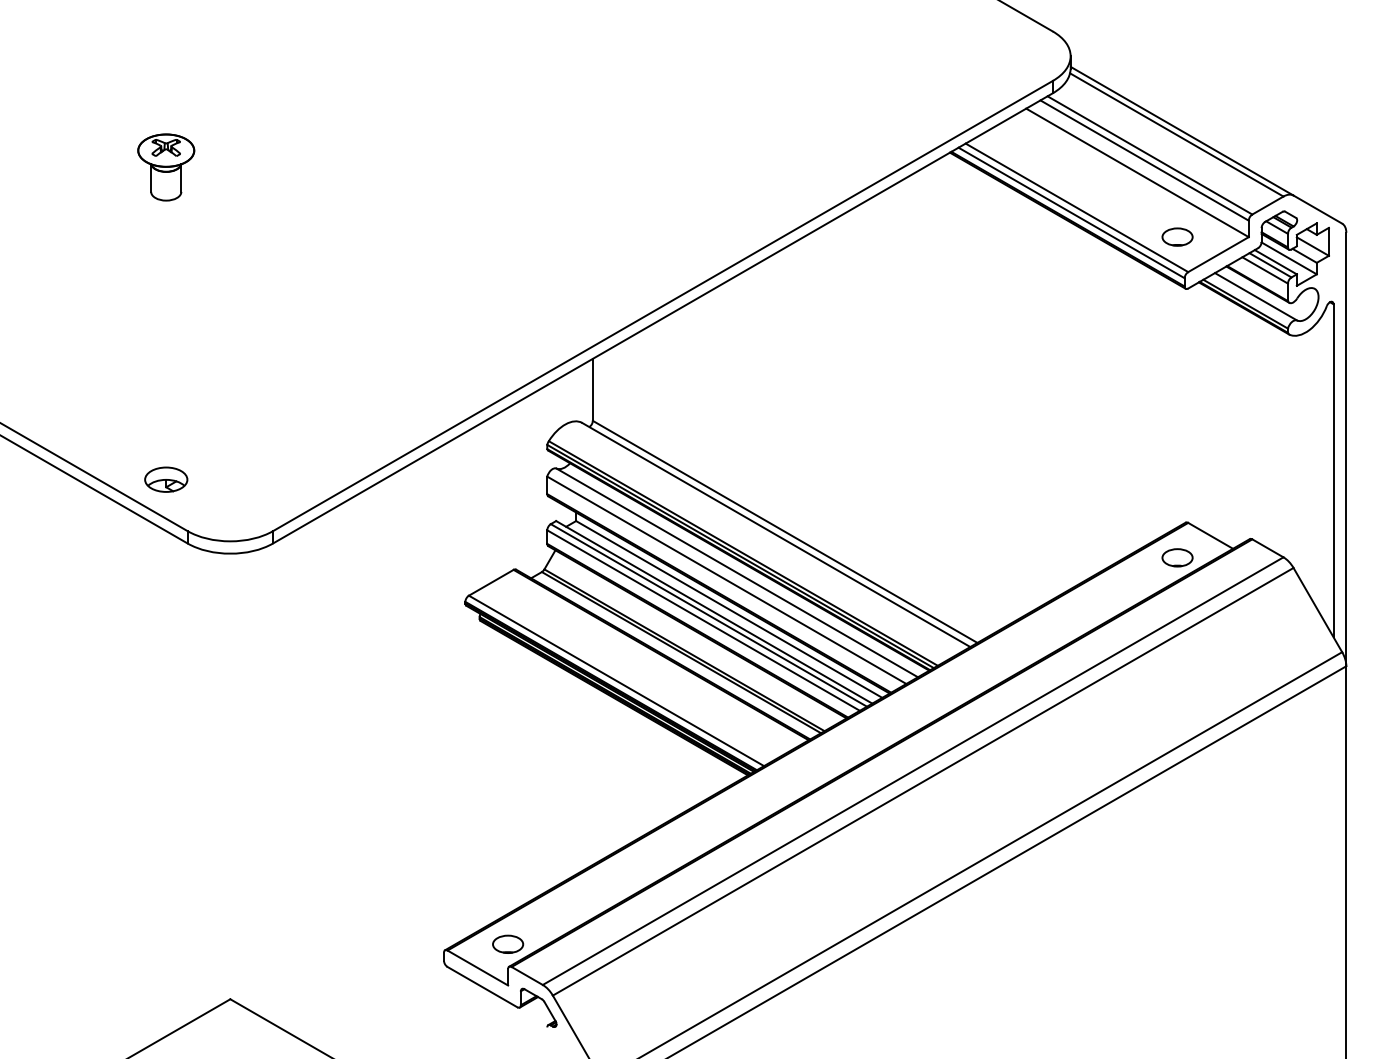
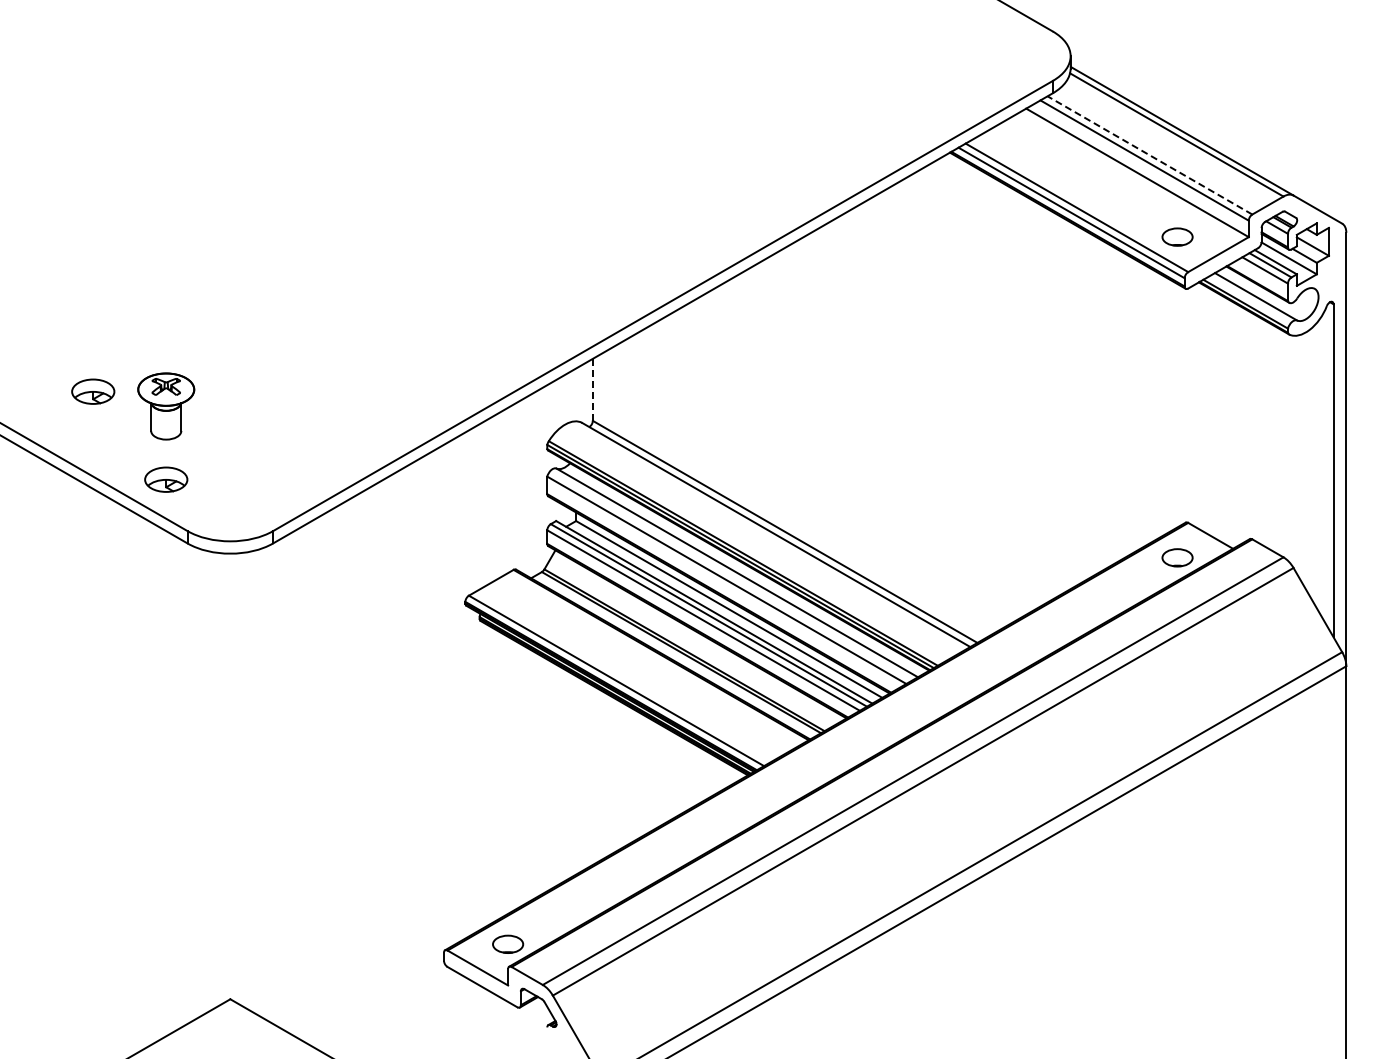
line: solid -> dashed (1149, 155)
part position: (166, 167) -> (166, 406) (166, 406)
line: solid -> dashed (592, 390)
part: none -> present (93, 391)
